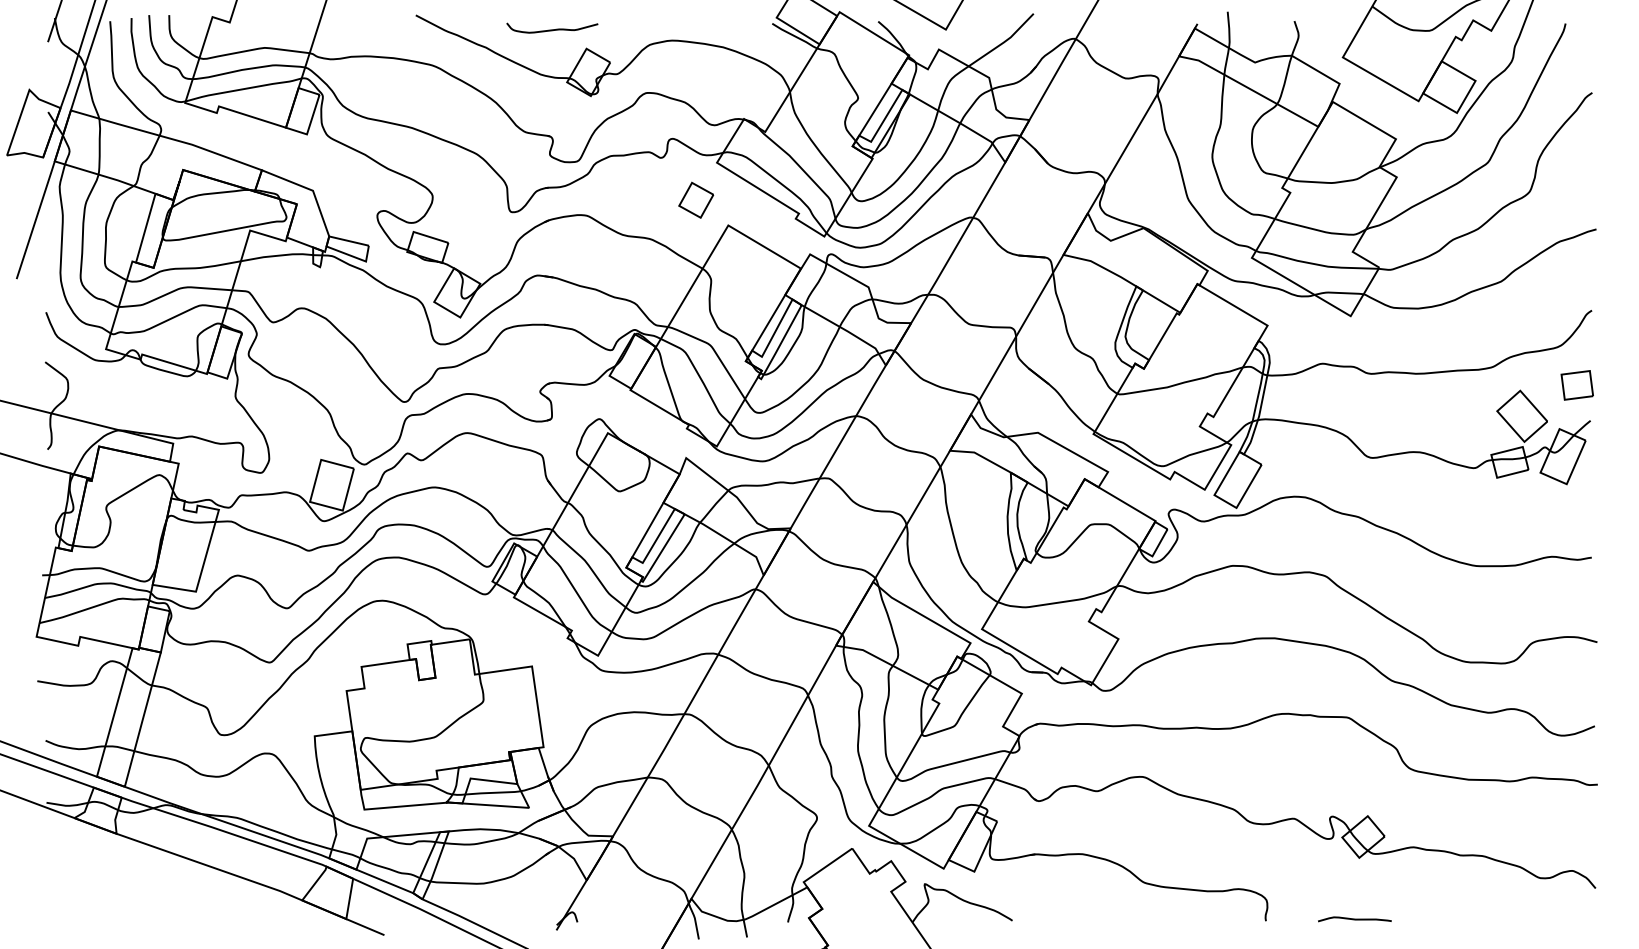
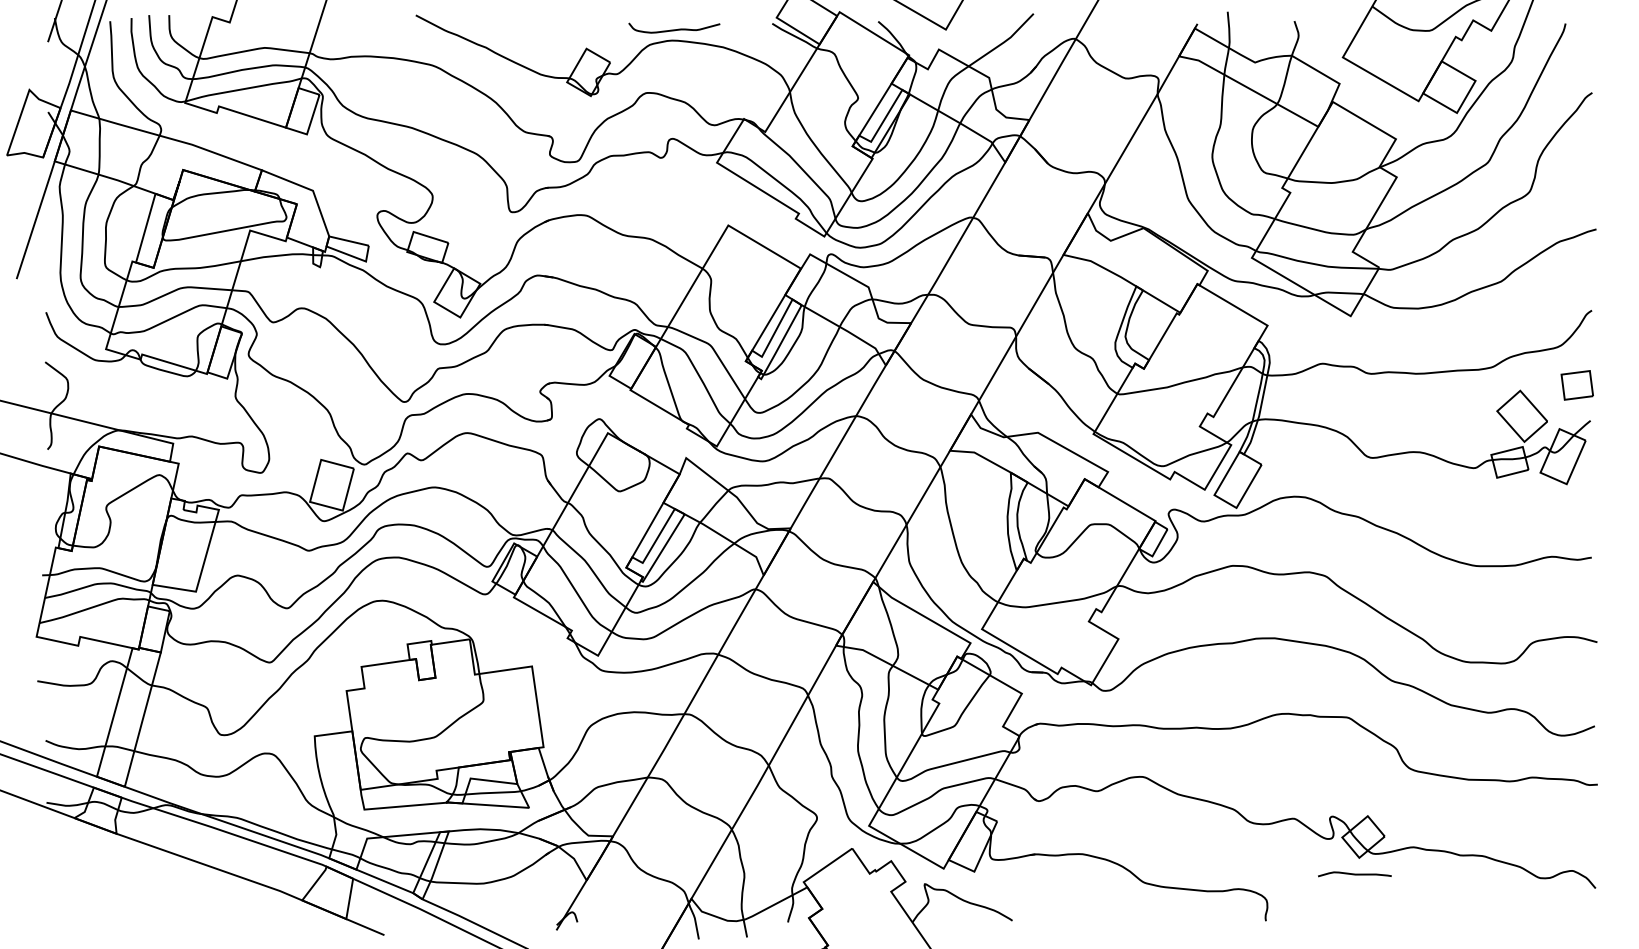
curve position: (552, 29) -> (674, 29) (674, 29)
part: present -> none (696, 199)
curve position: (1354, 919) -> (1354, 874) (1354, 874)
